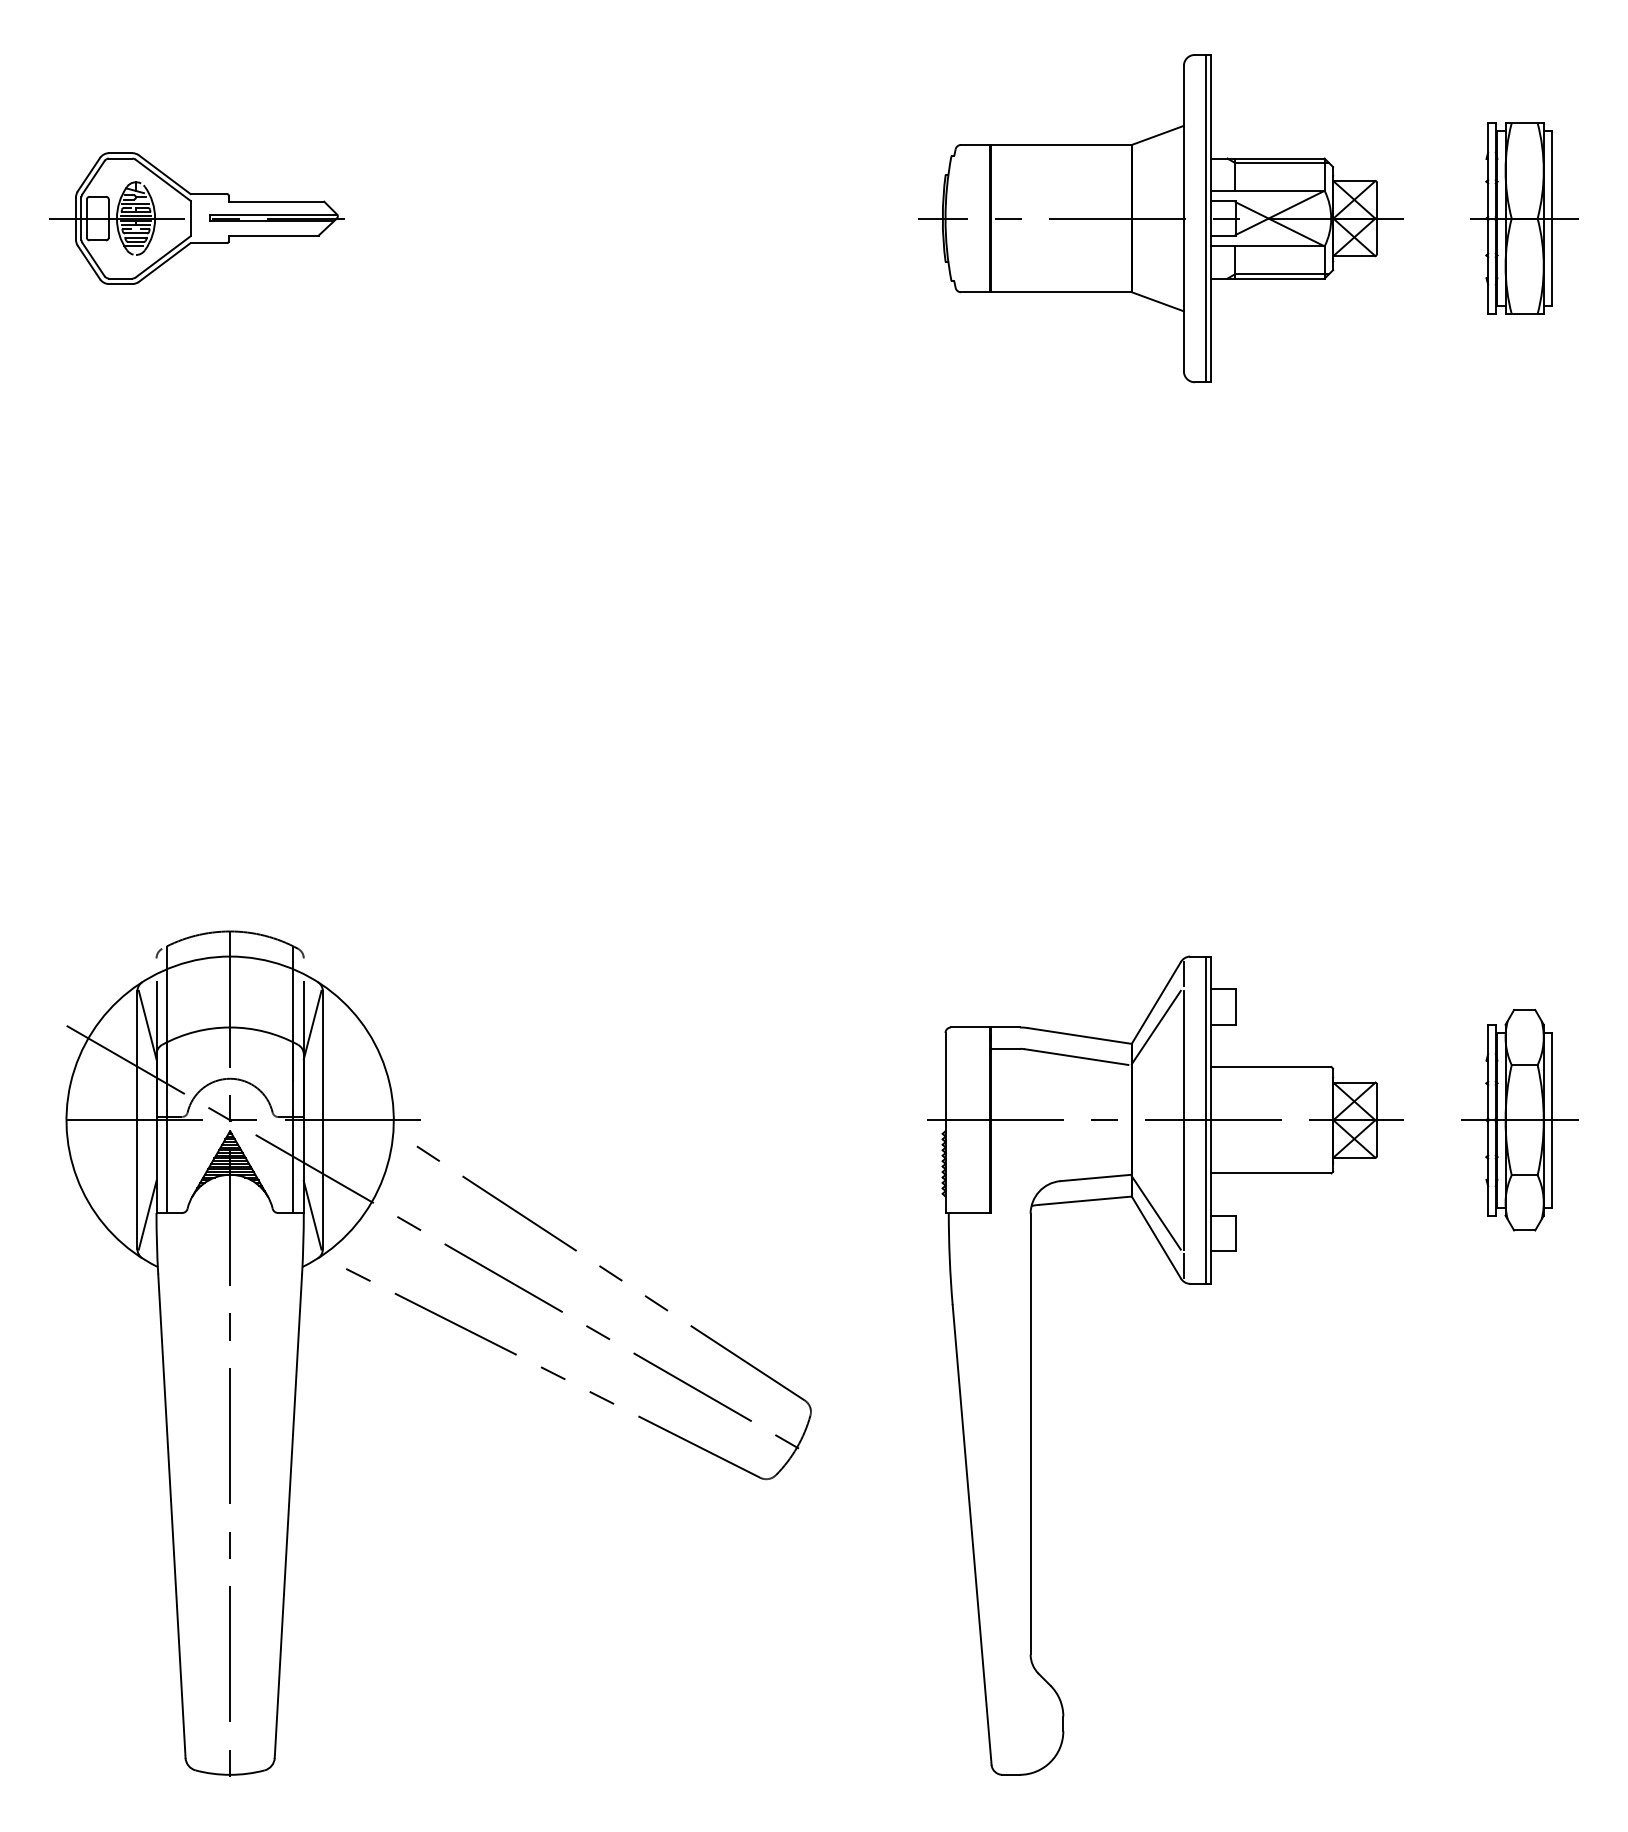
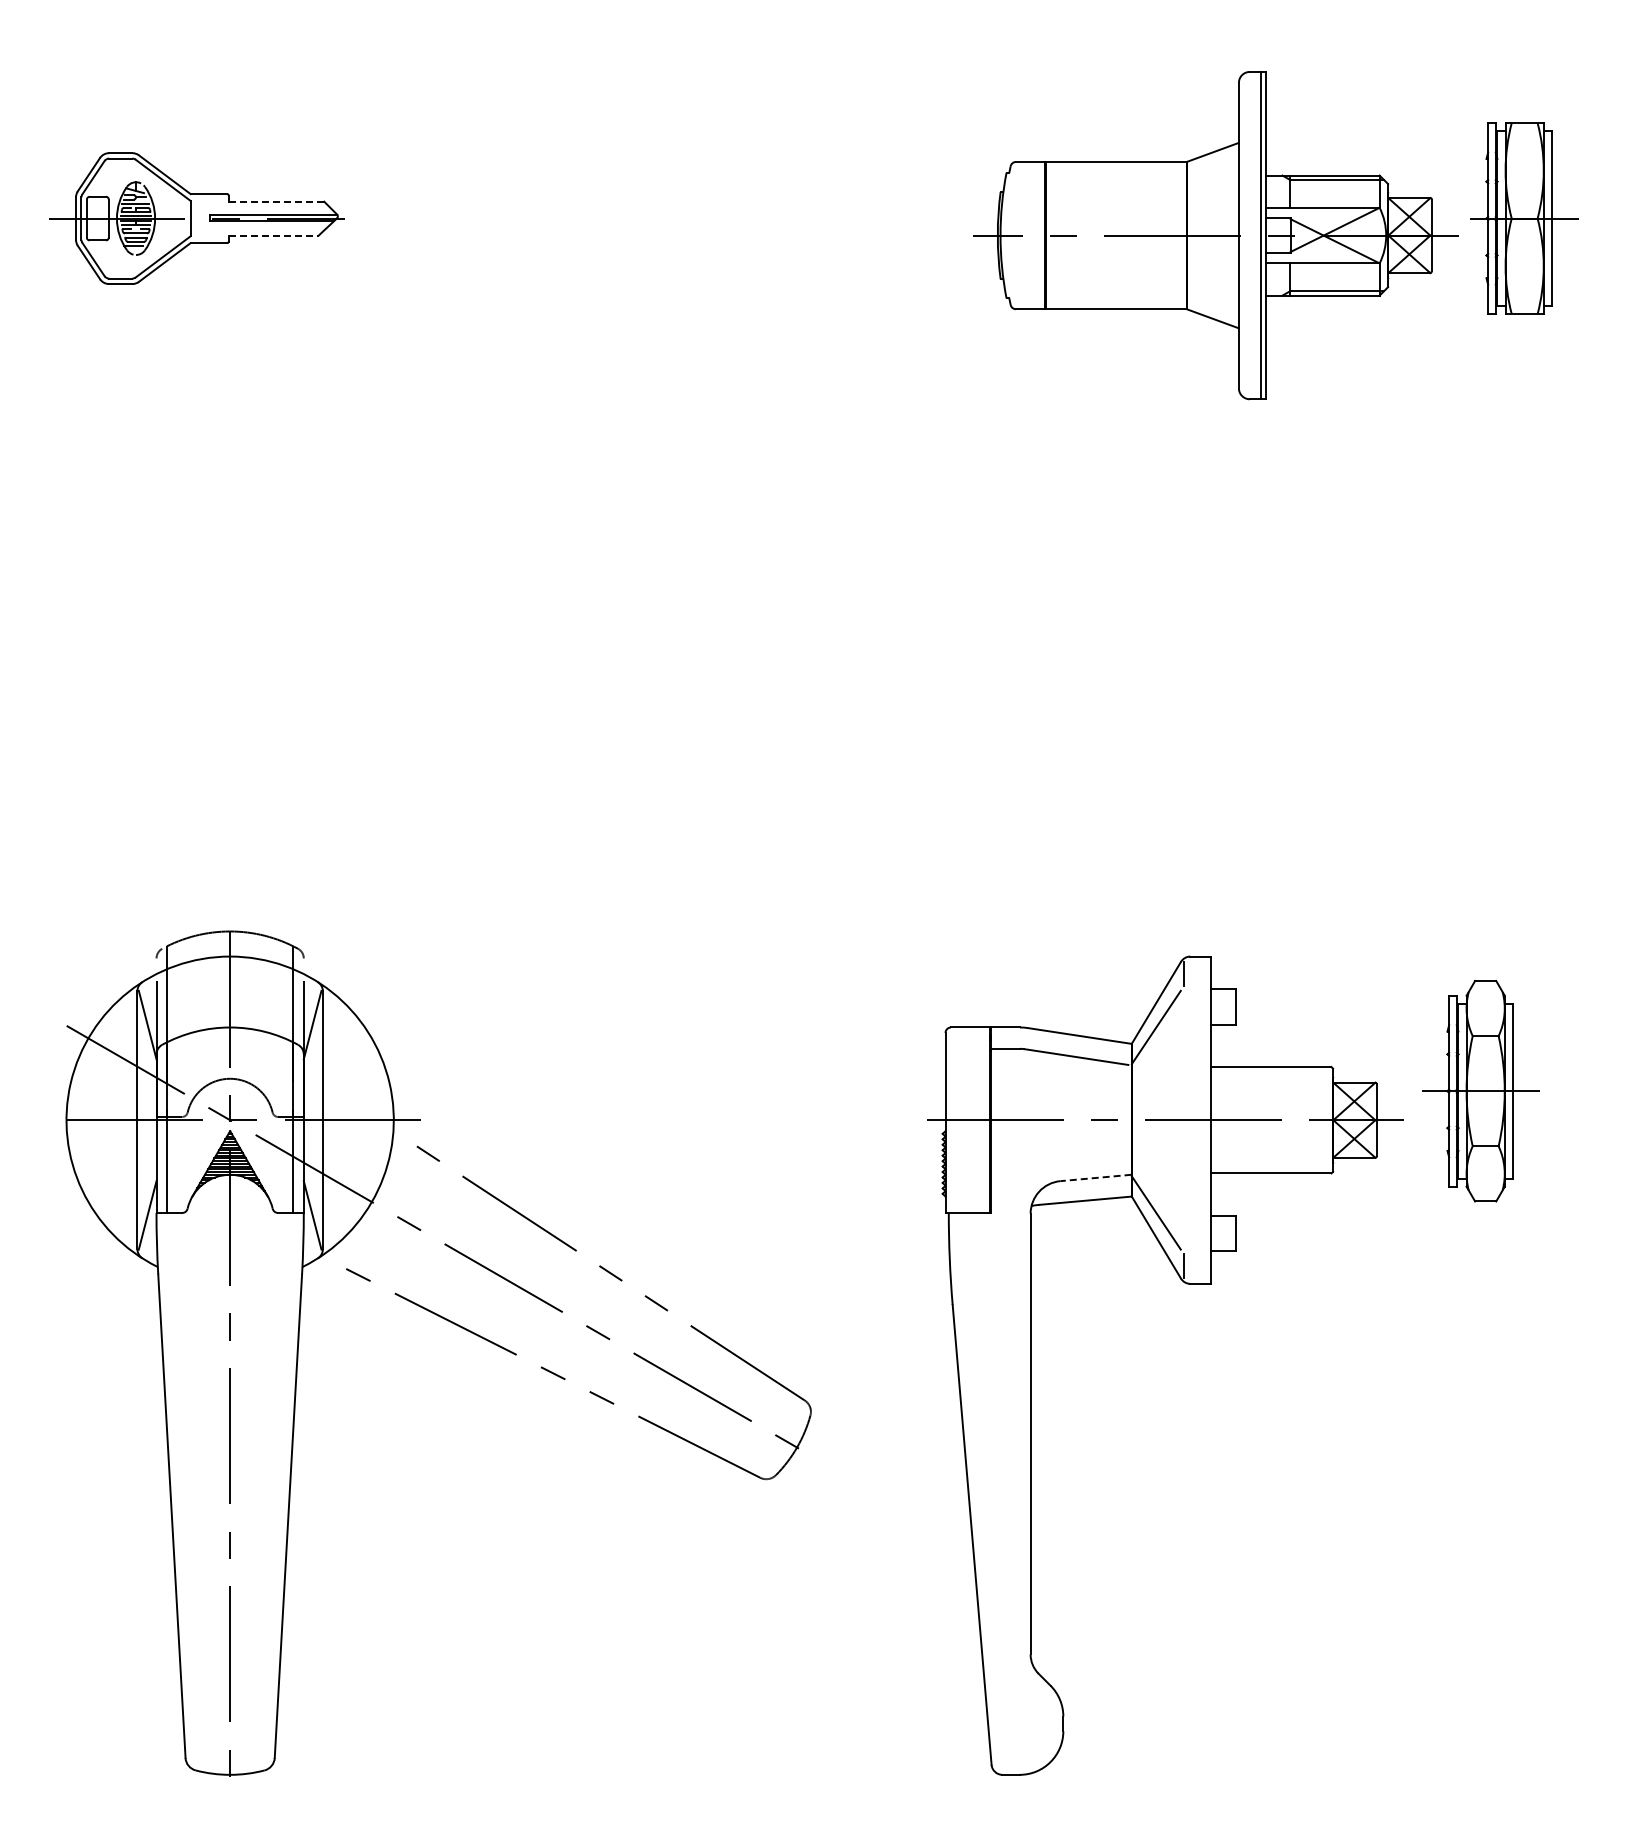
line: solid -> dashed (276, 201)
part position: (1160, 218) -> (1215, 235) (1215, 235)
line: solid -> dashed (274, 235)
line: present -> none (1183, 1119)
line: present -> none (1205, 1119)
part position: (1519, 1120) -> (1480, 1091) (1480, 1091)
line: solid -> dashed (1095, 1177)
